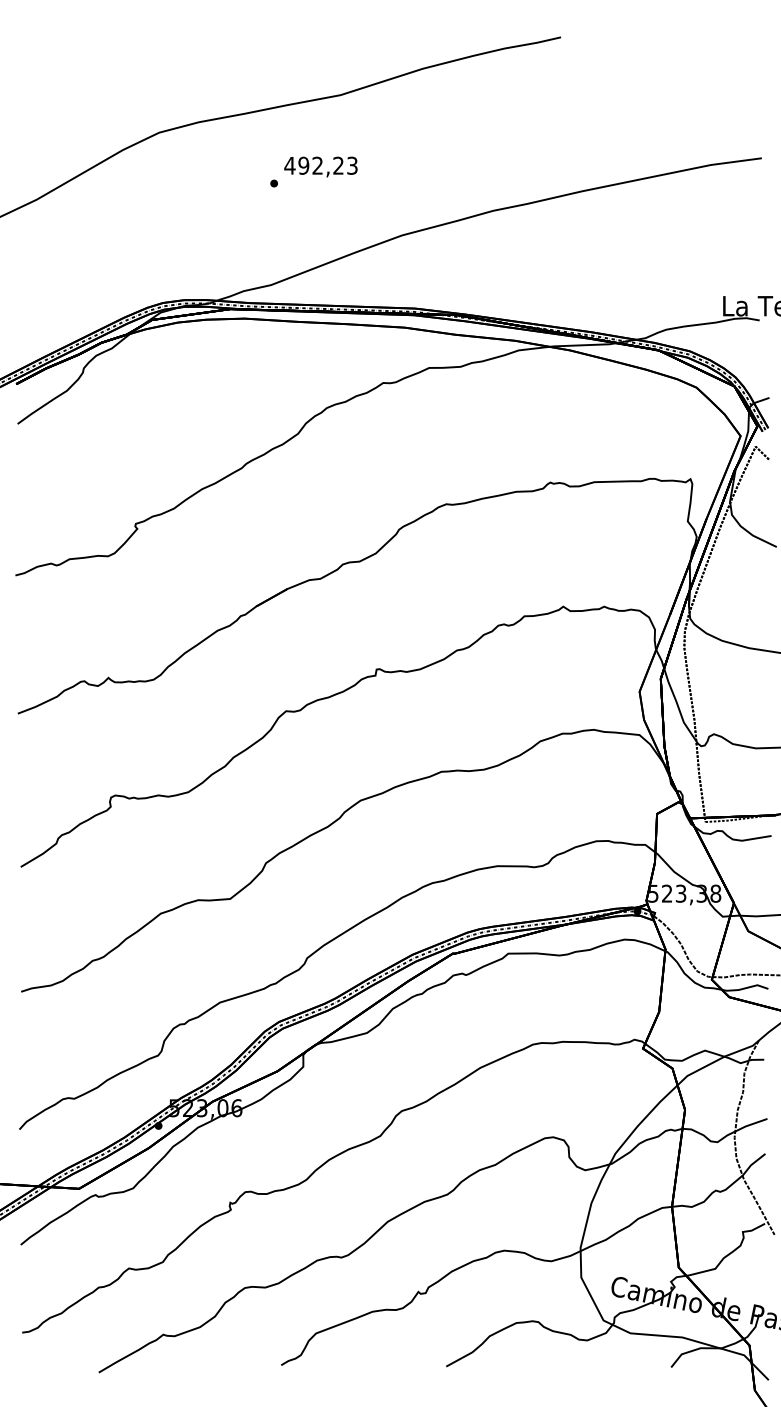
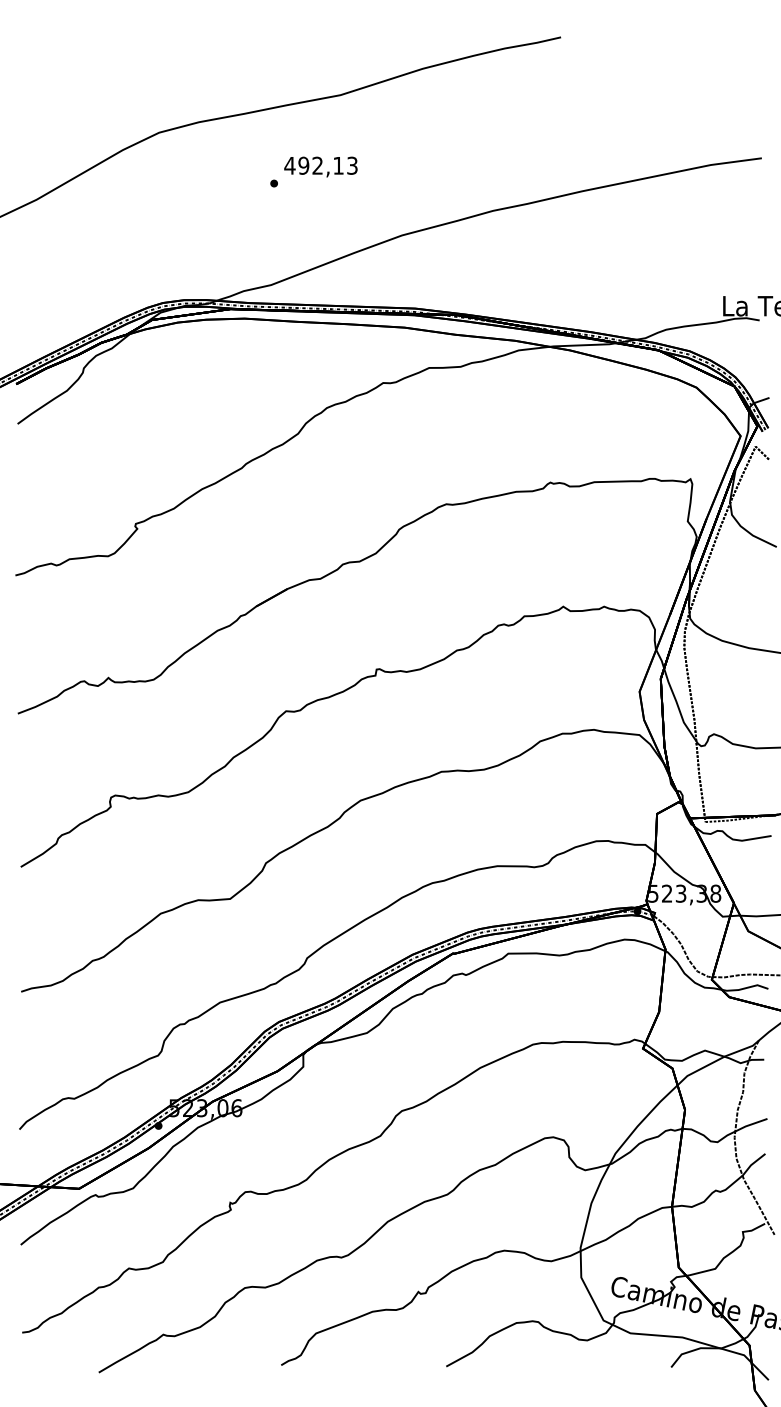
text: 492,23 -> 492,13 (338, 165)
